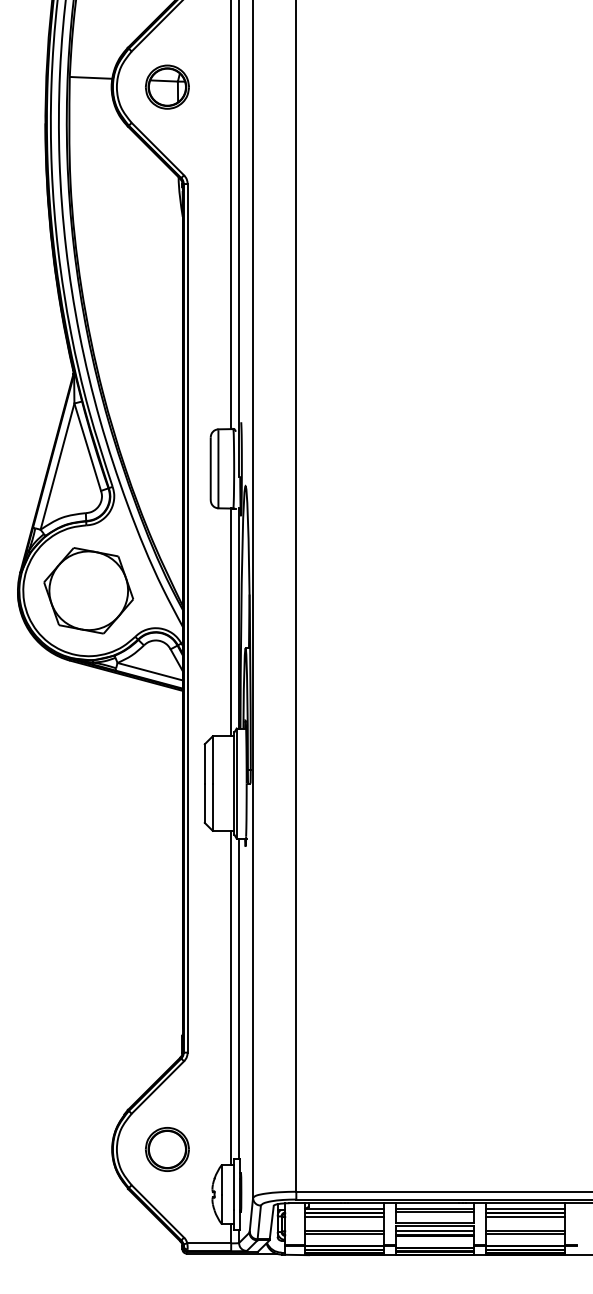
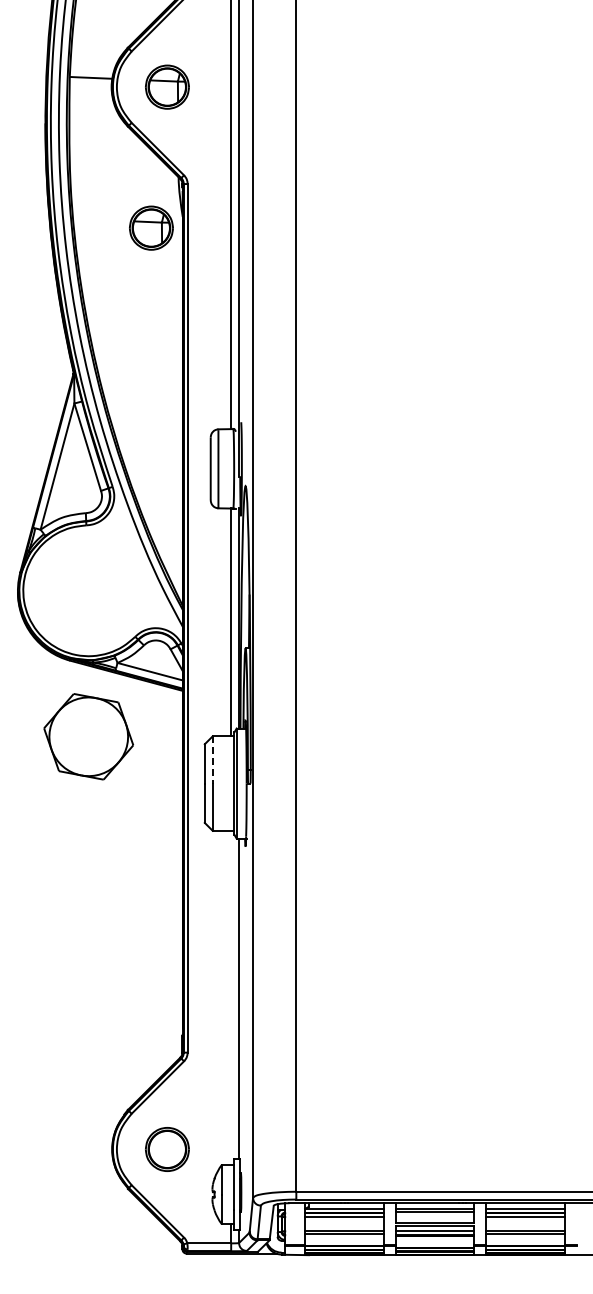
part: none -> present (151, 227)
part position: (88, 590) -> (88, 736) (88, 736)
line: solid -> dashed (212, 759)
line: present -> none (231, 997)
